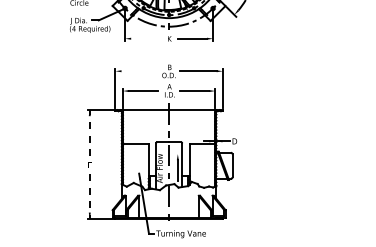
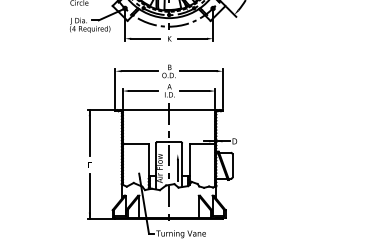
line: none -> present (145, 38)
line: none -> present (139, 71)
line: dashed -> solid (89, 132)
line: dashed -> solid (89, 196)
